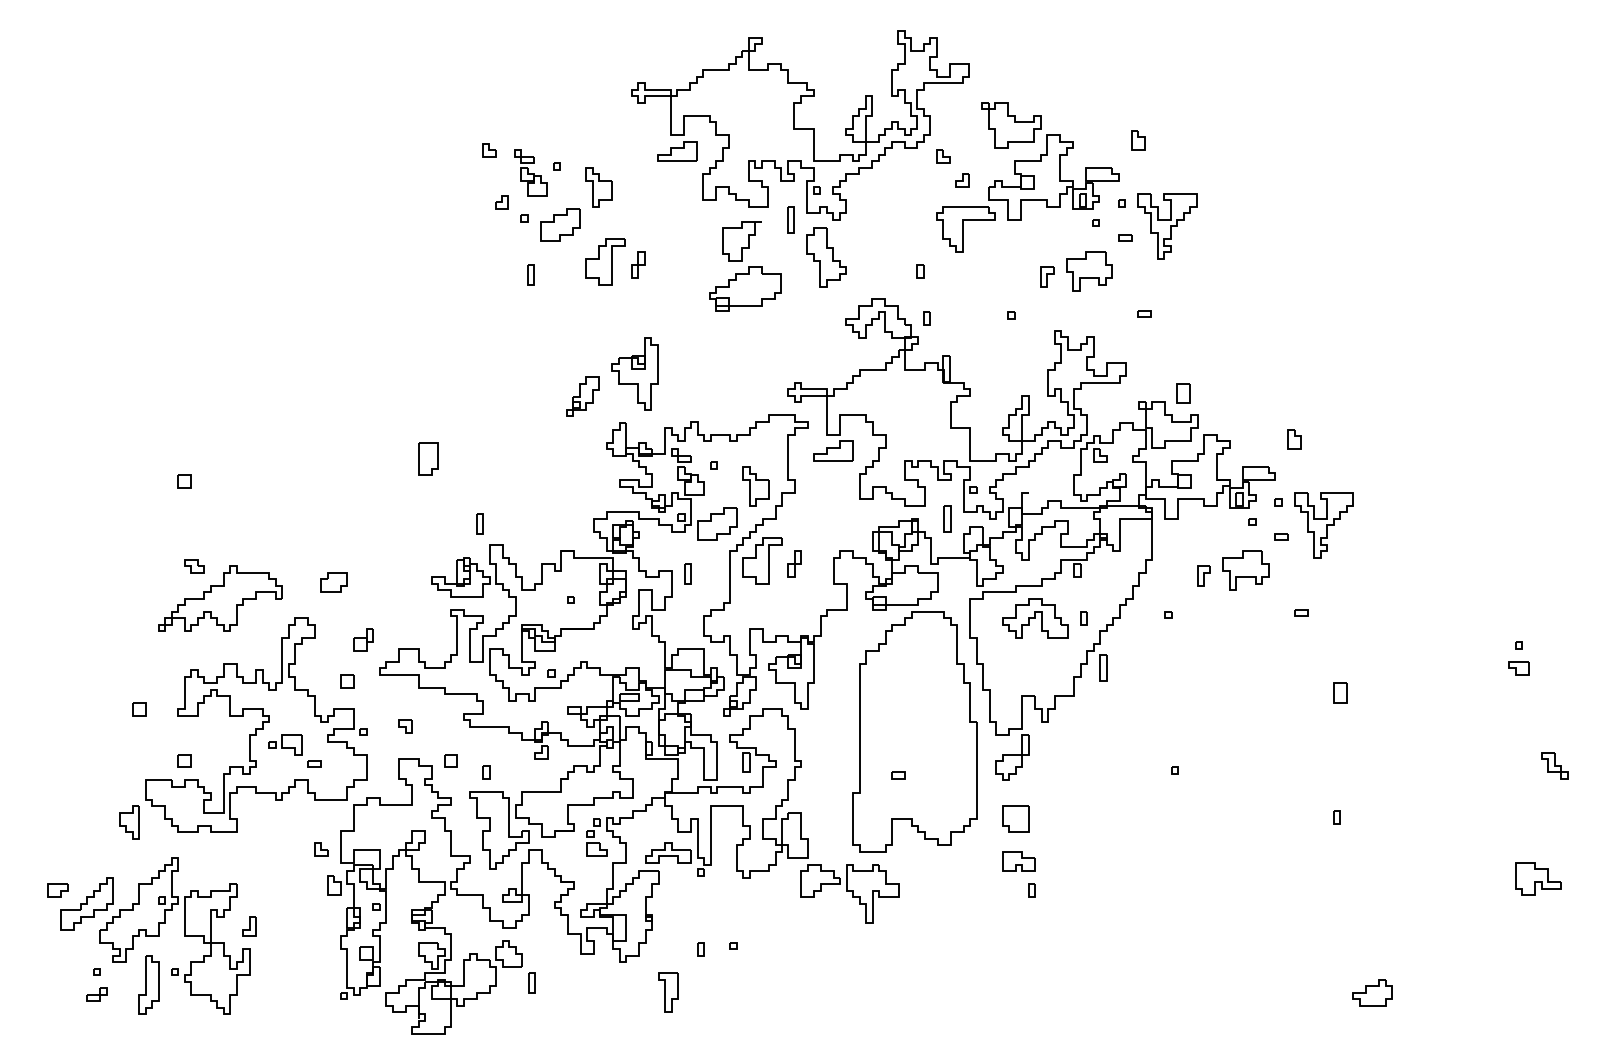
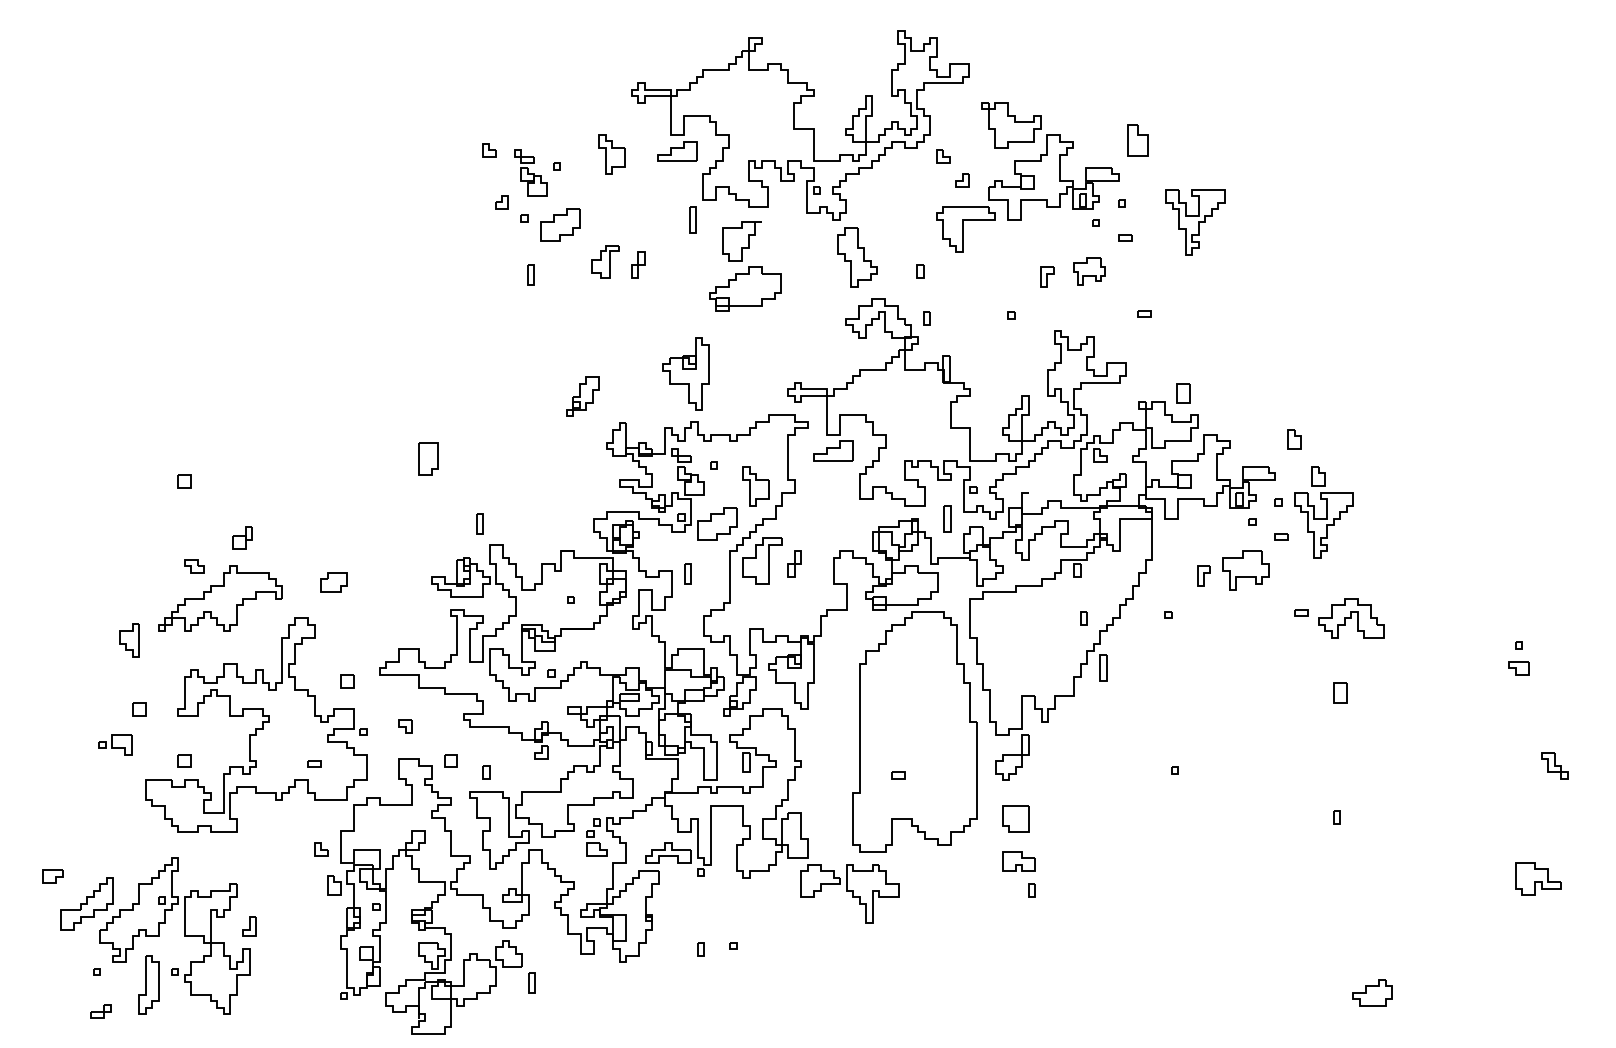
part size: 15x21 px -> 22x33 px (1137, 140)
part position: (598, 187) -> (611, 154) (611, 154)
part position: (790, 219) -> (692, 219) (692, 219)
part position: (1167, 226) -> (1195, 222) (1195, 222)
part position: (826, 257) -> (857, 257) (857, 257)
part size: 41x48 px -> 29x34 px (605, 261)
part size: 47x41 px -> 33x29 px (1089, 271)
part position: (634, 373) -> (685, 373) (685, 373)
part: none -> present (1318, 476)
part position: (1035, 618) -> (1351, 618) (1351, 618)
part position: (363, 639) -> (242, 537) (242, 537)
part position: (285, 744) -> (115, 744) (115, 744)
part position: (129, 822) -> (129, 640) (129, 640)
part position: (57, 890) -> (52, 876) (52, 876)
part: present -> none (668, 992)
part position: (96, 994) -> (100, 1011) (100, 1011)
